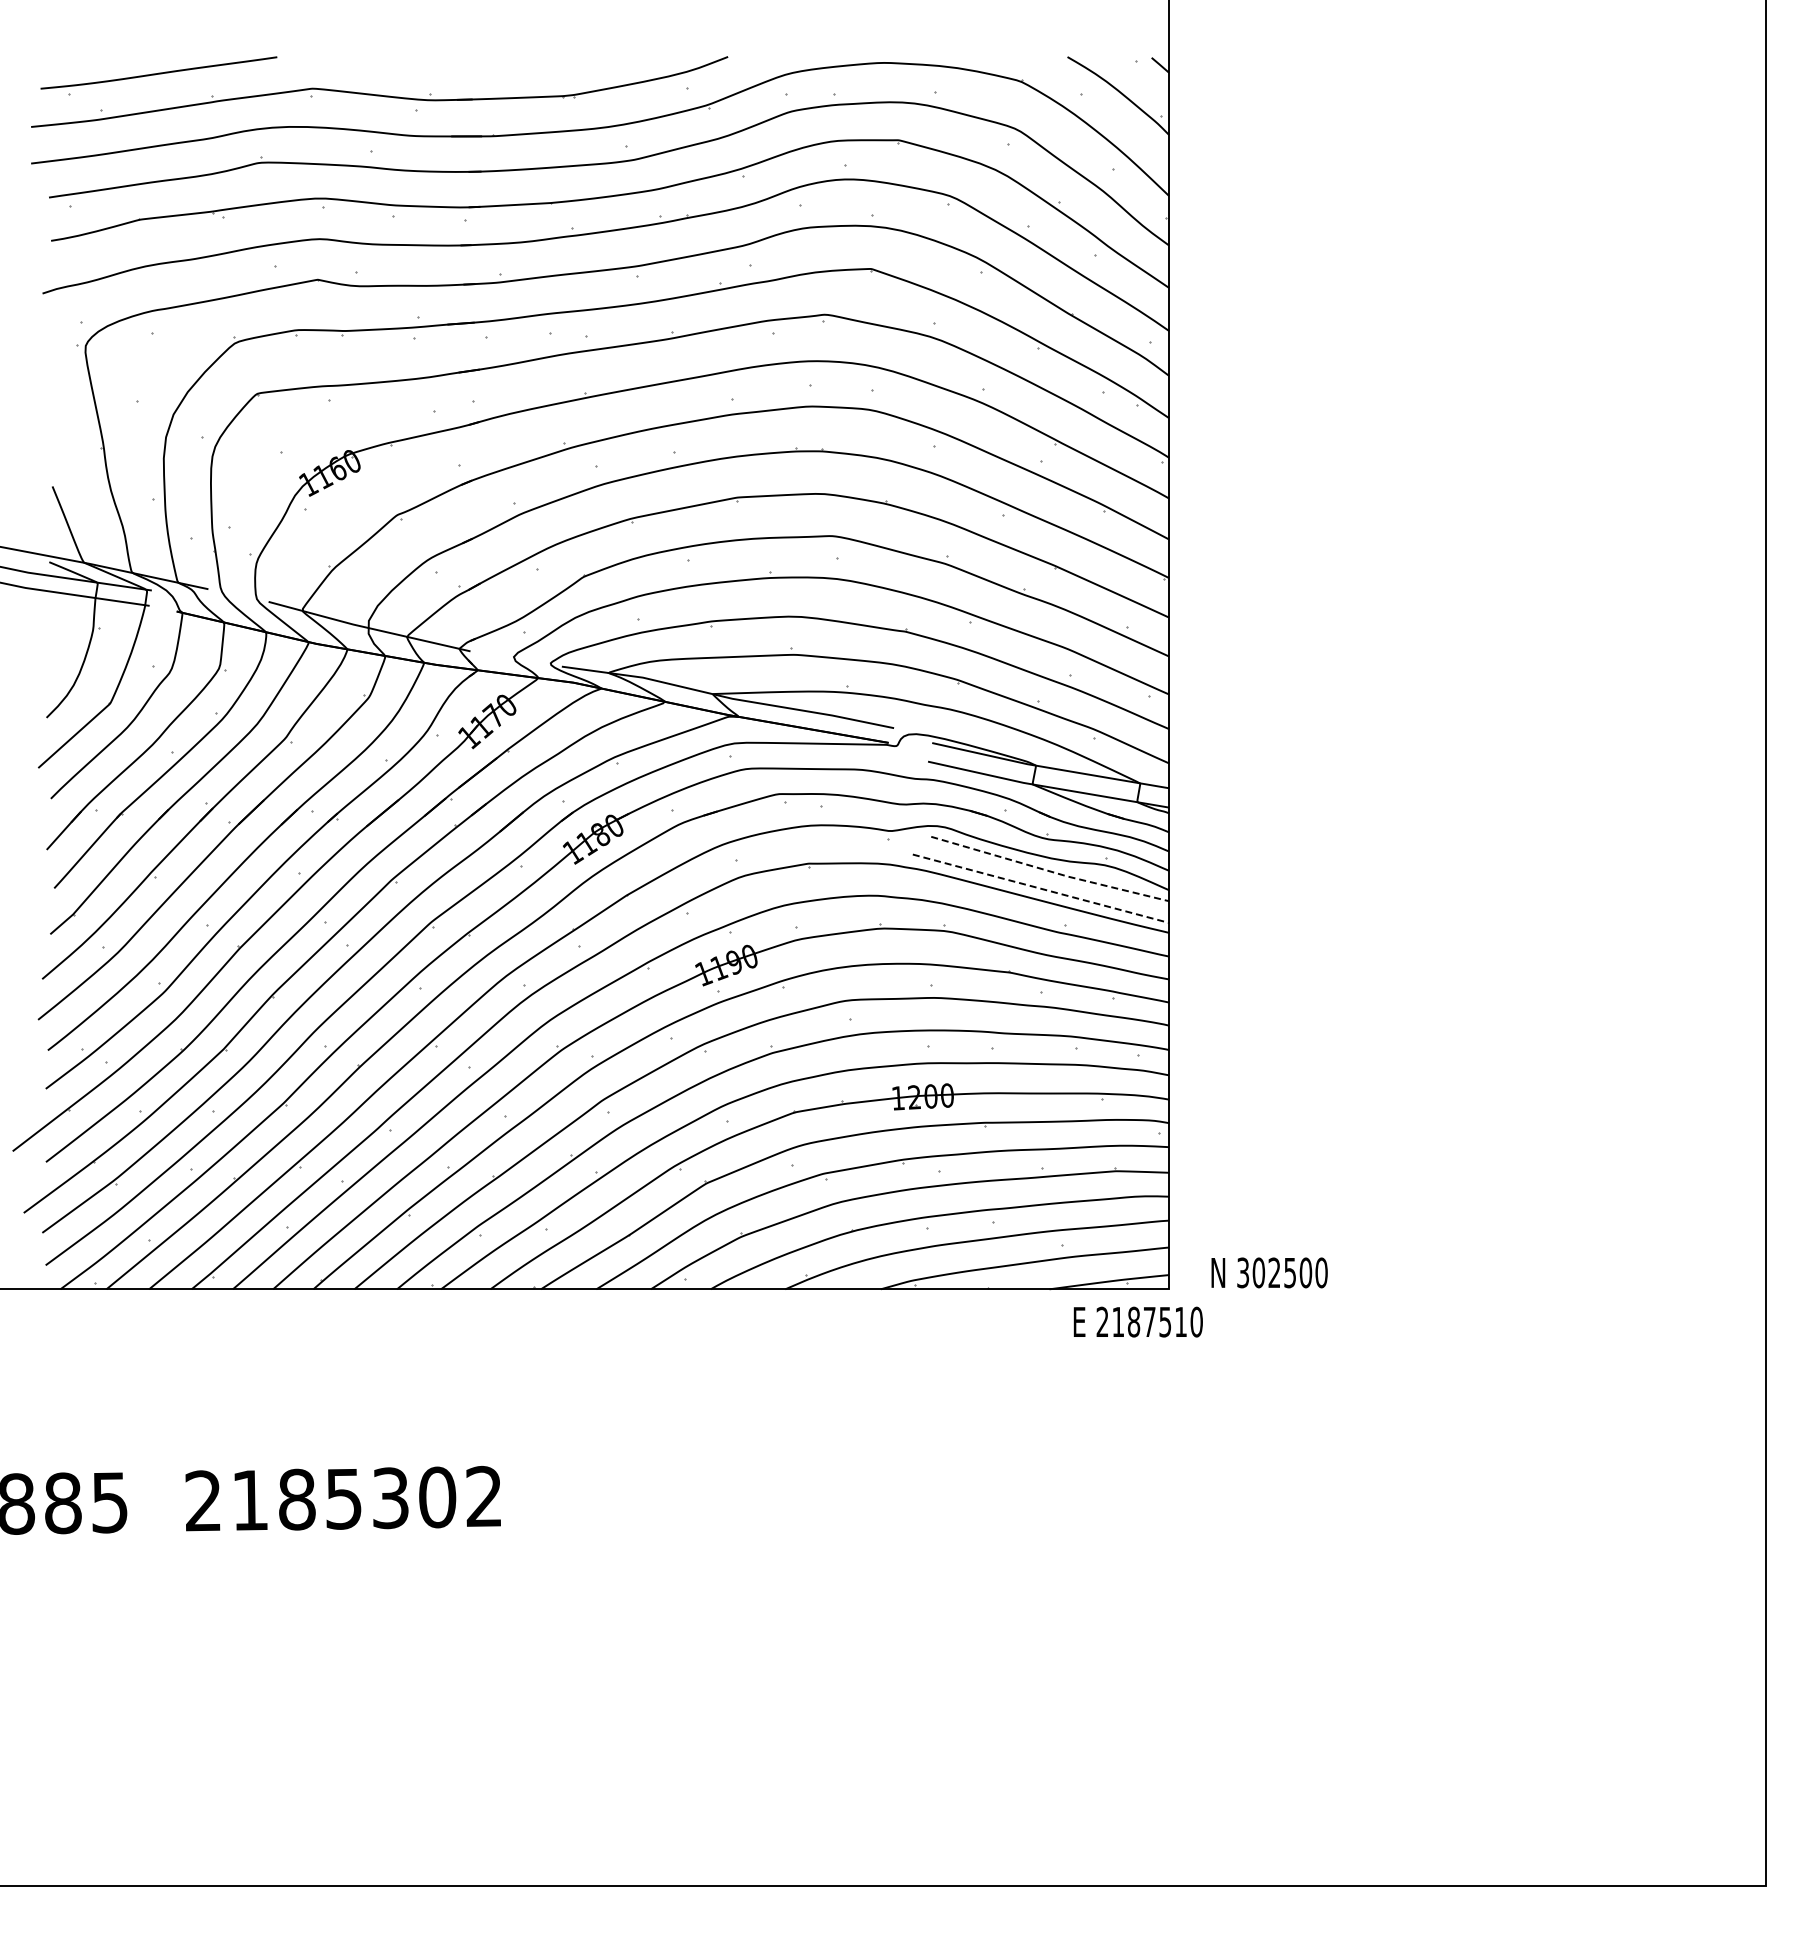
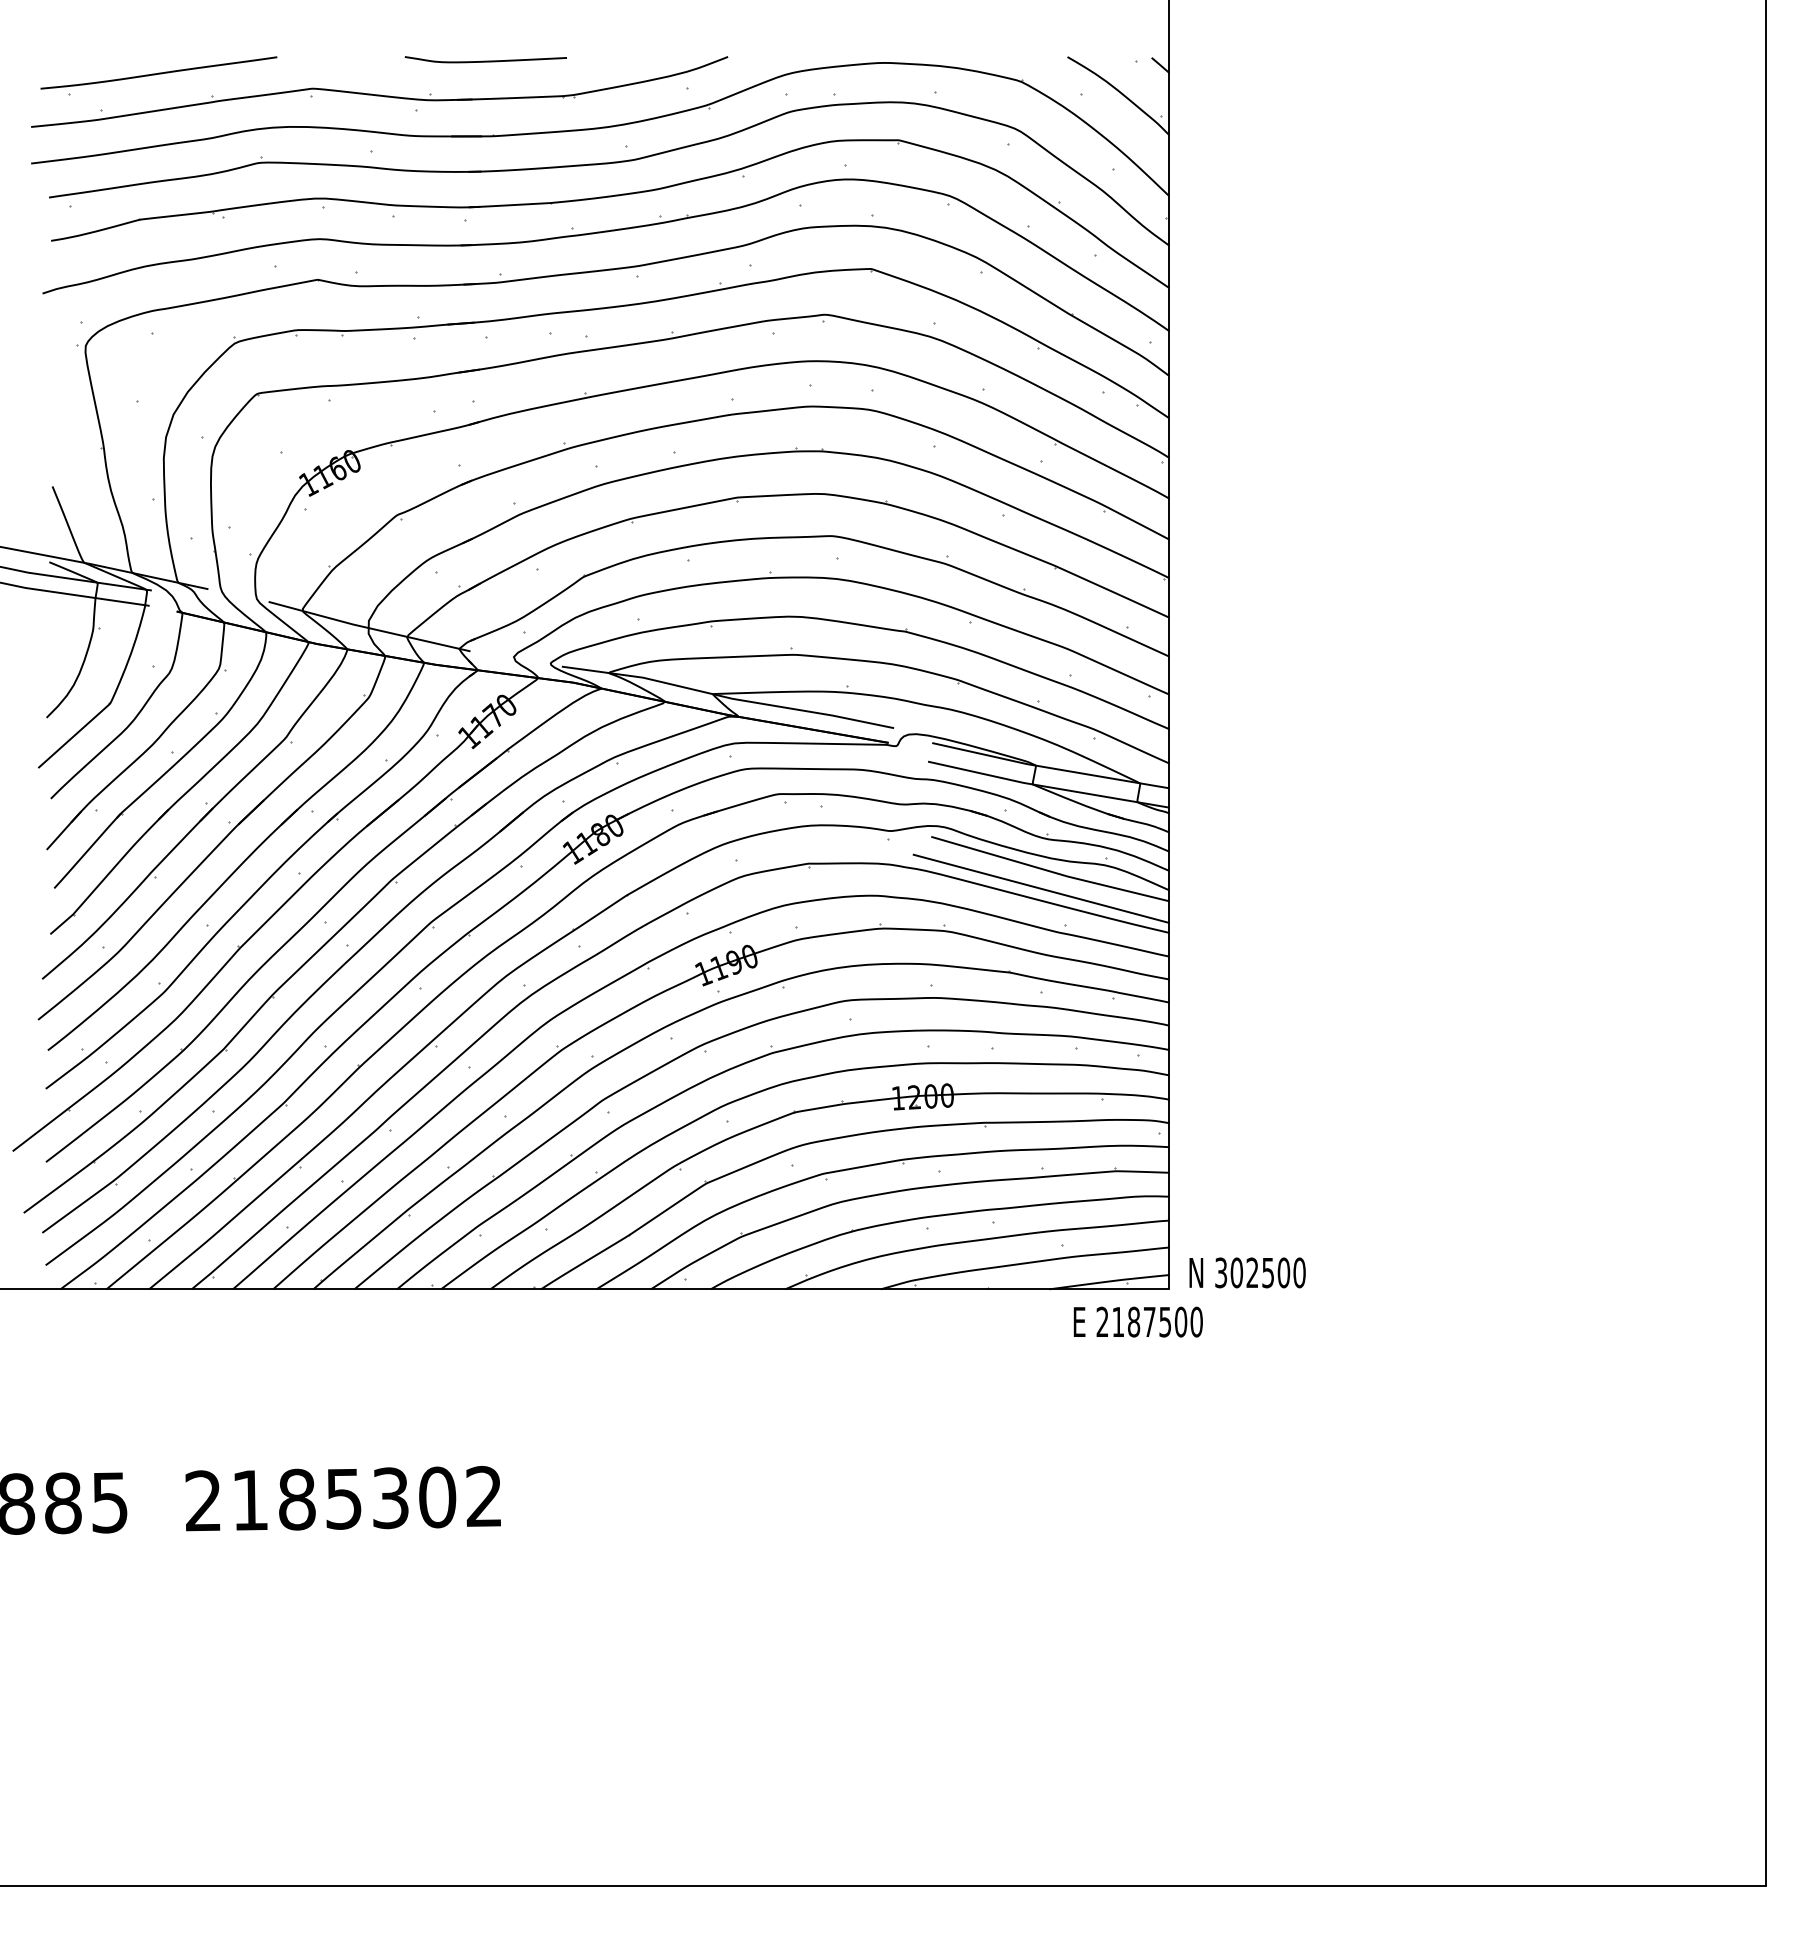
curve: none -> present (485, 60)
line: dashed -> solid (1050, 871)
line: dashed -> solid (1041, 888)
text position: (1269, 1272) -> (1247, 1272) (1247, 1272)
text: 2187510 -> 2187500 (1181, 1321)
